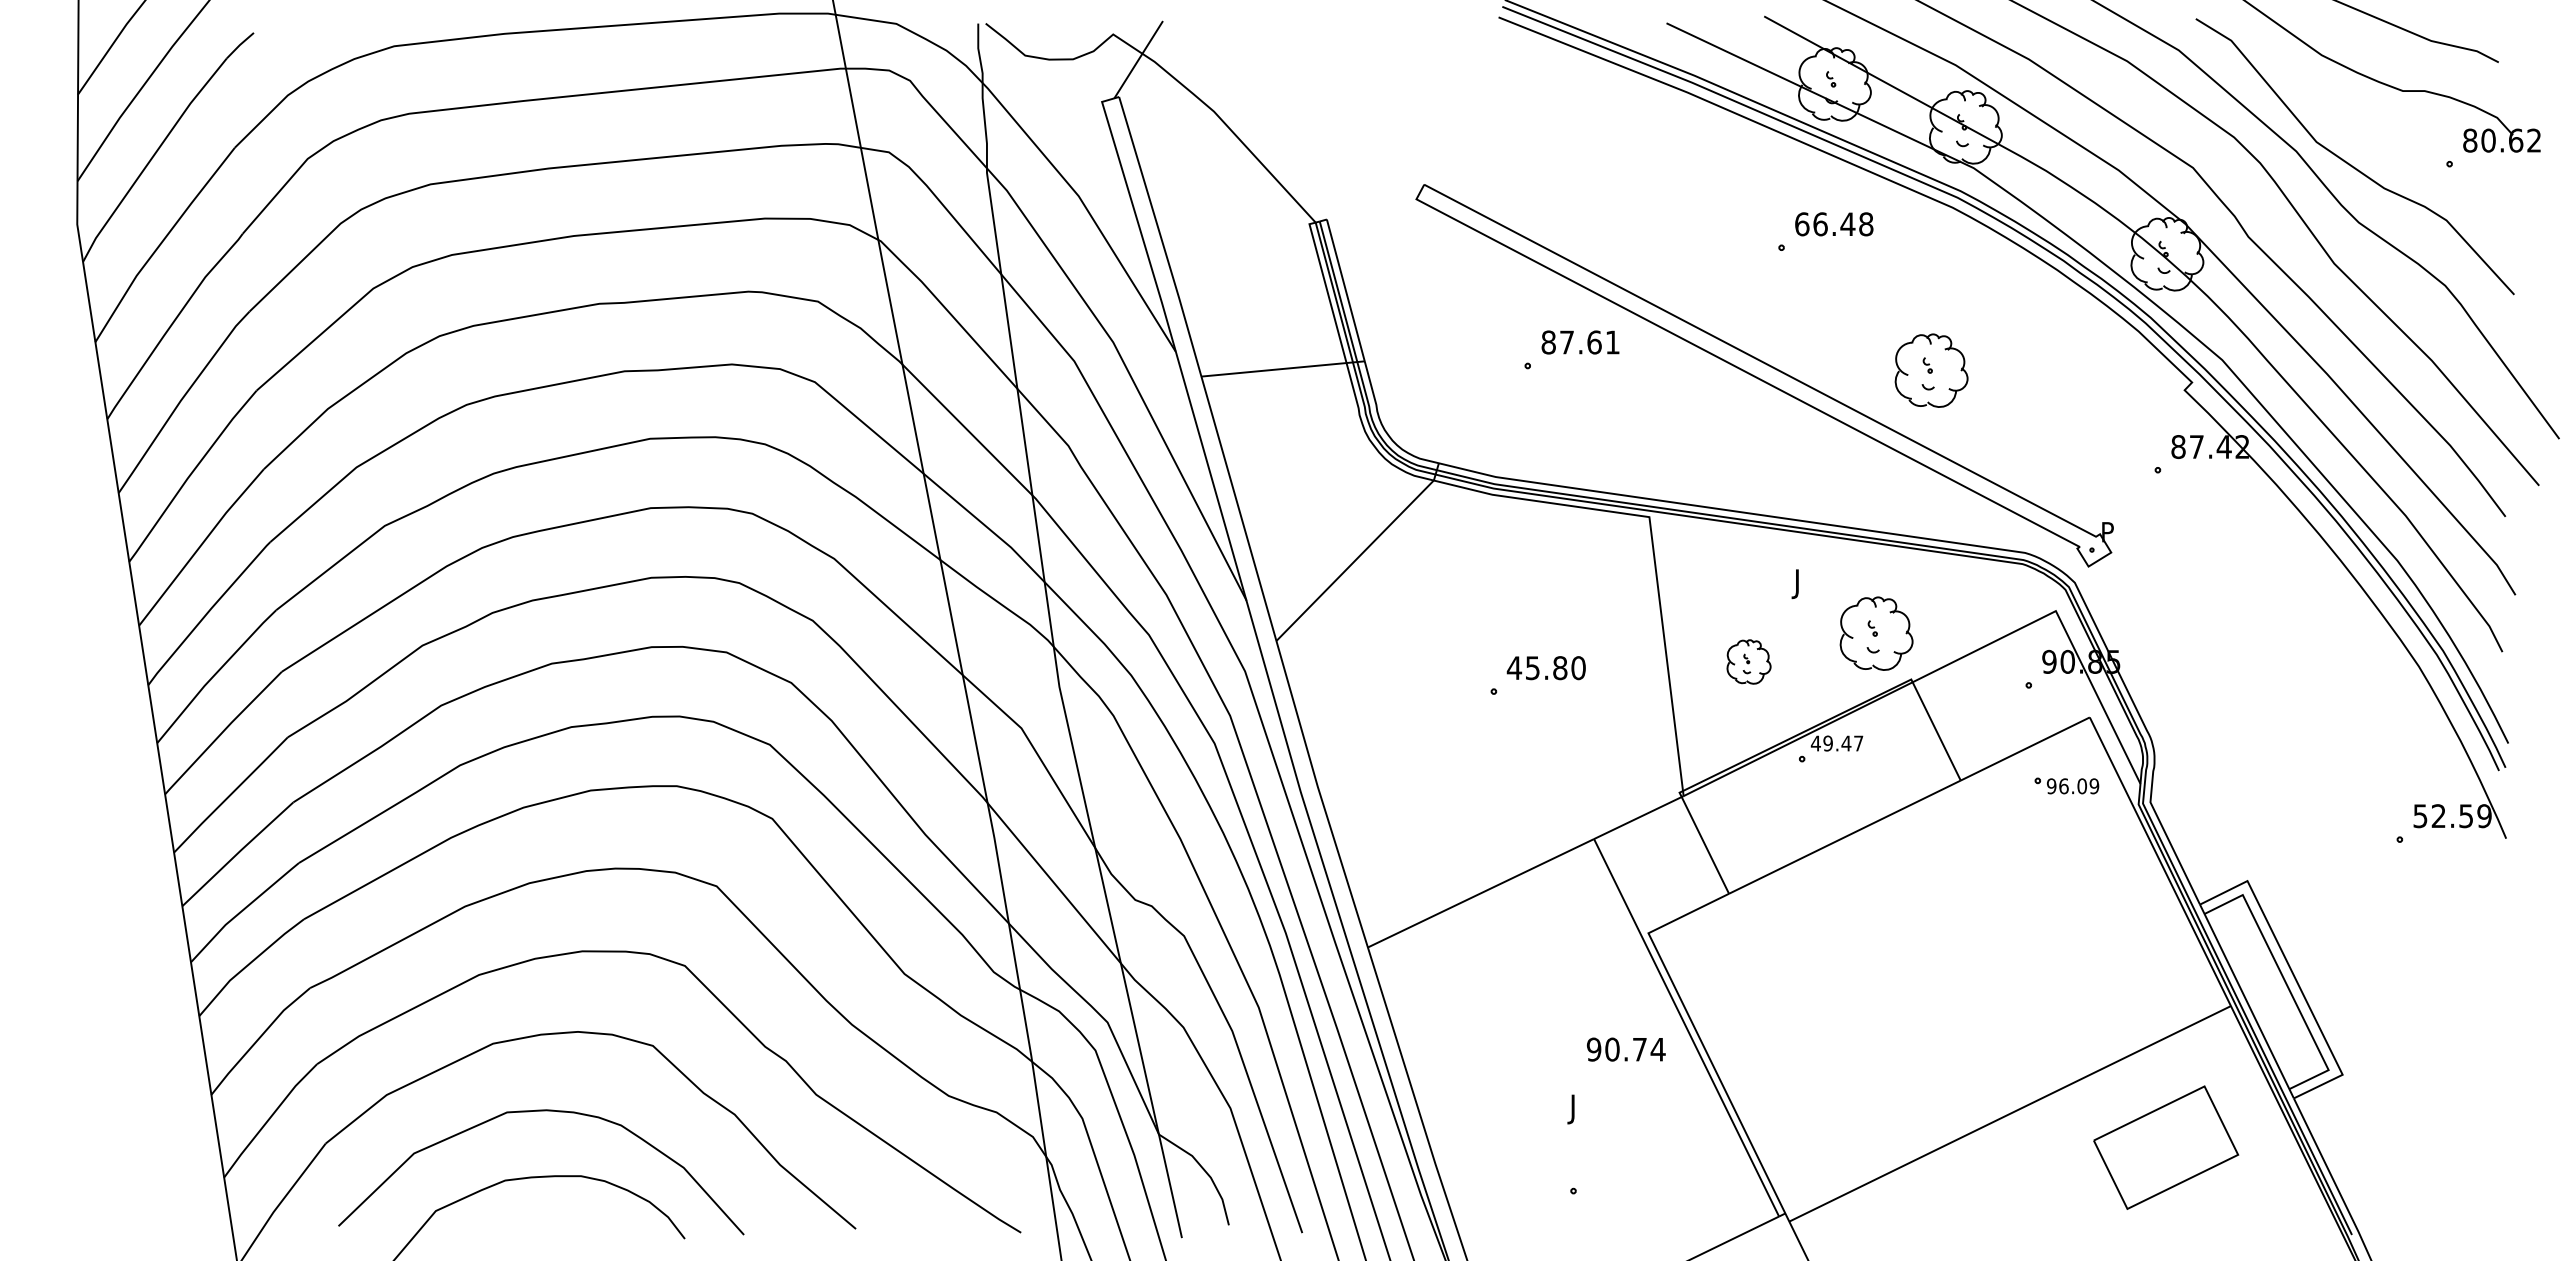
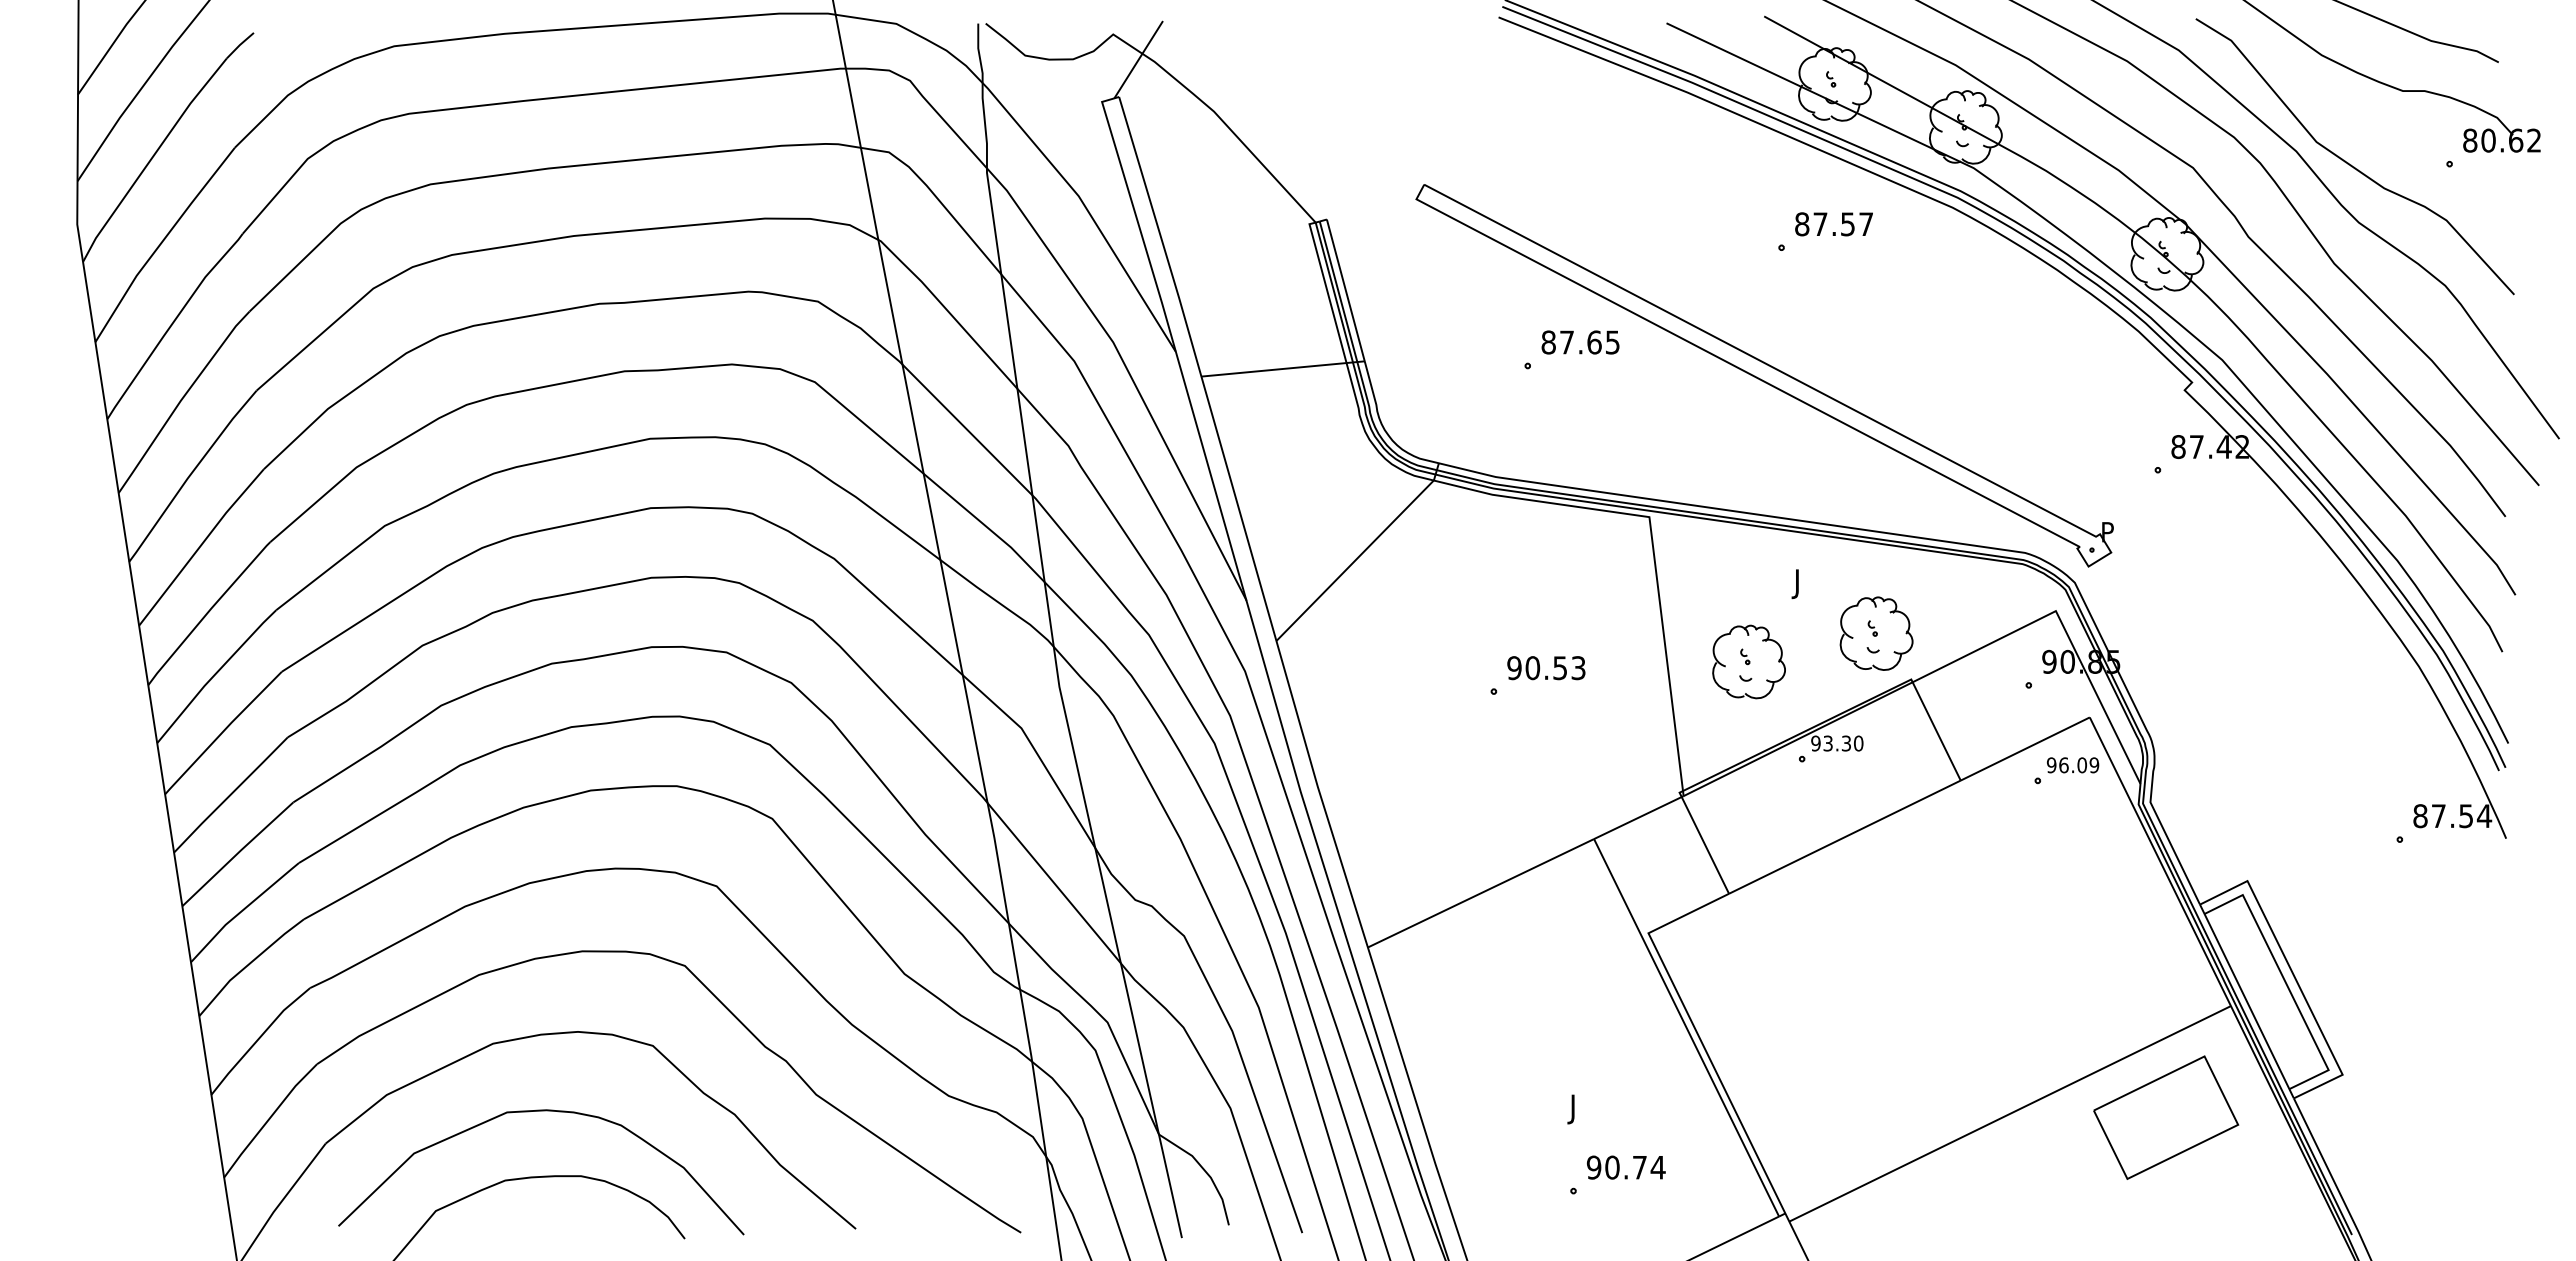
text: 66.48 -> 87.57 (1834, 224)
text: 87.61 -> 87.65 (1612, 342)
part: present -> none (1931, 370)
part size: 46x46 px -> 74x76 px (1748, 661)
text: 45.80 -> 90.53 (1545, 668)
text: 49.47 -> 93.30 (1836, 743)
text position: (2073, 786) -> (2073, 765) (2073, 765)
text: 52.59 -> 87.54 (2452, 816)
text position: (1626, 1049) -> (1626, 1167) (1626, 1167)
part position: (2166, 1147) -> (2166, 1117) (2166, 1117)
